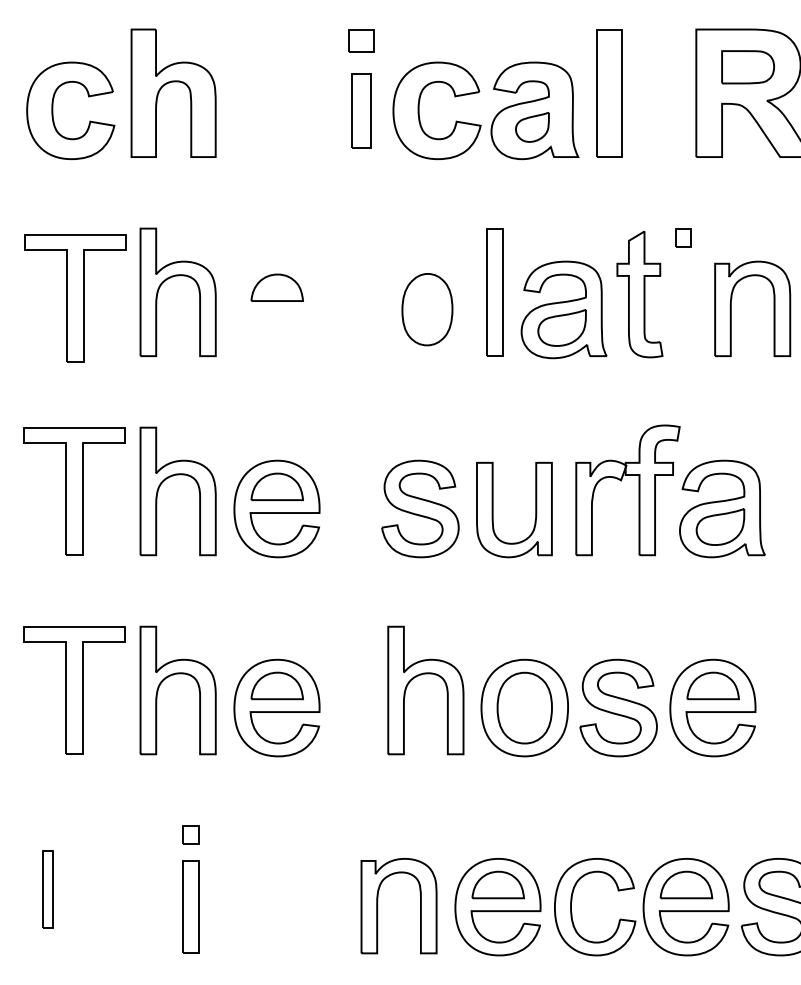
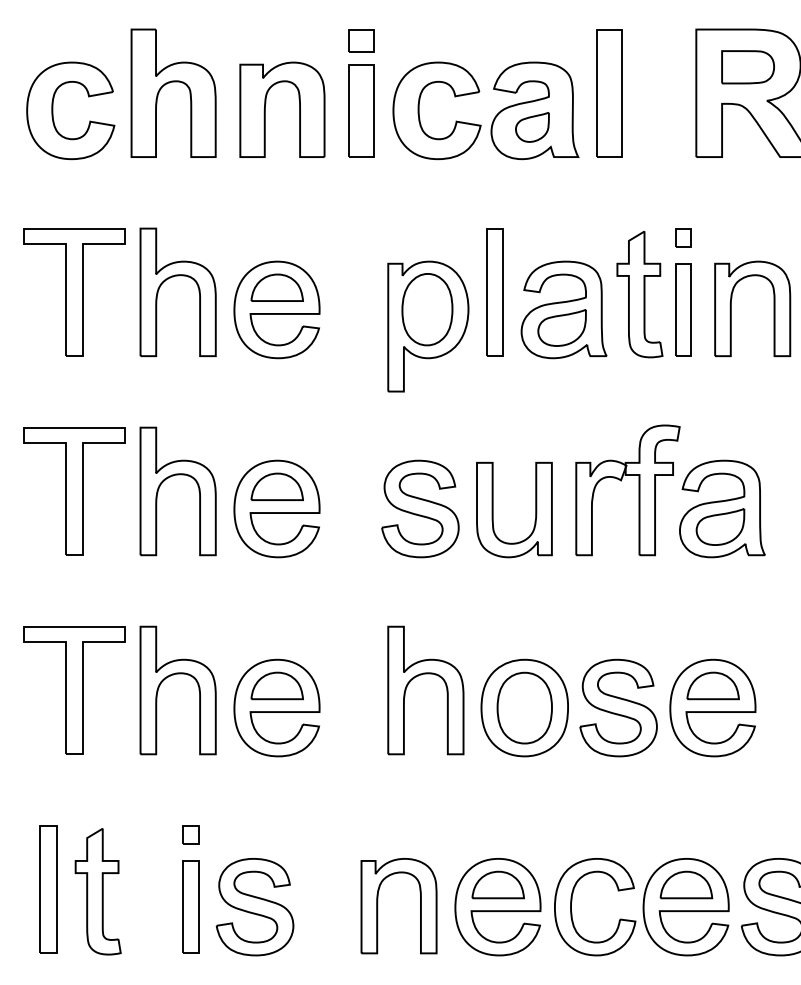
part: none -> present (265, 109)
part size: 21x76 px -> 27x94 px (361, 110)
part position: (75, 298) -> (74, 292) (74, 292)
part: none -> present (276, 309)
part: none -> present (683, 309)
part: none -> present (428, 326)
part size: 12x79 px -> 19x129 px (48, 889)
part: none -> present (97, 891)
part: none -> present (254, 907)
